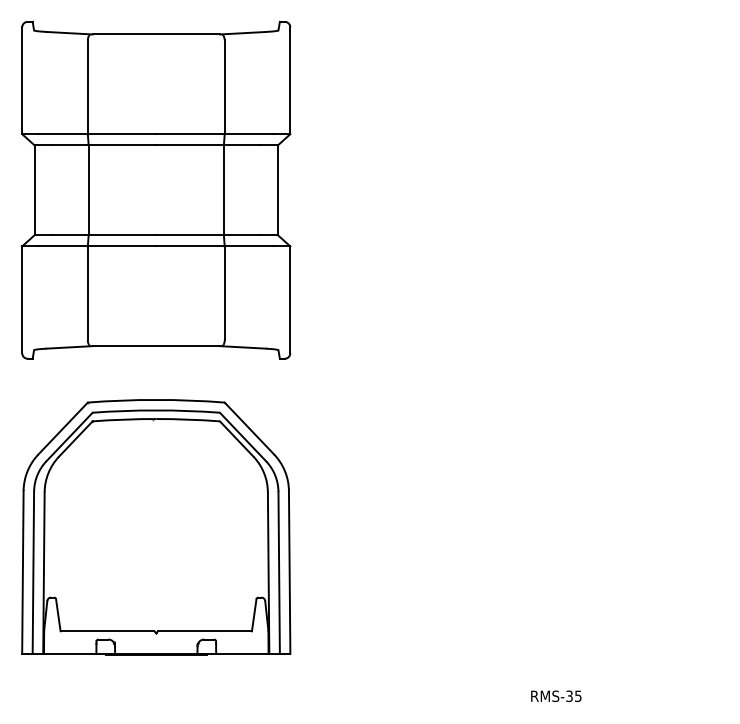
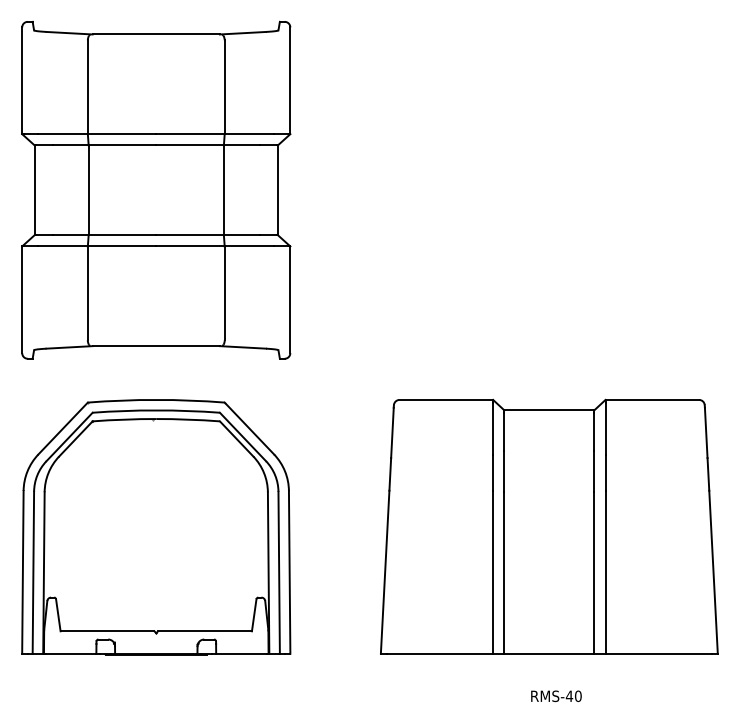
part: none -> present (549, 526)
text: RMS-35 -> RMS-40 (573, 696)
